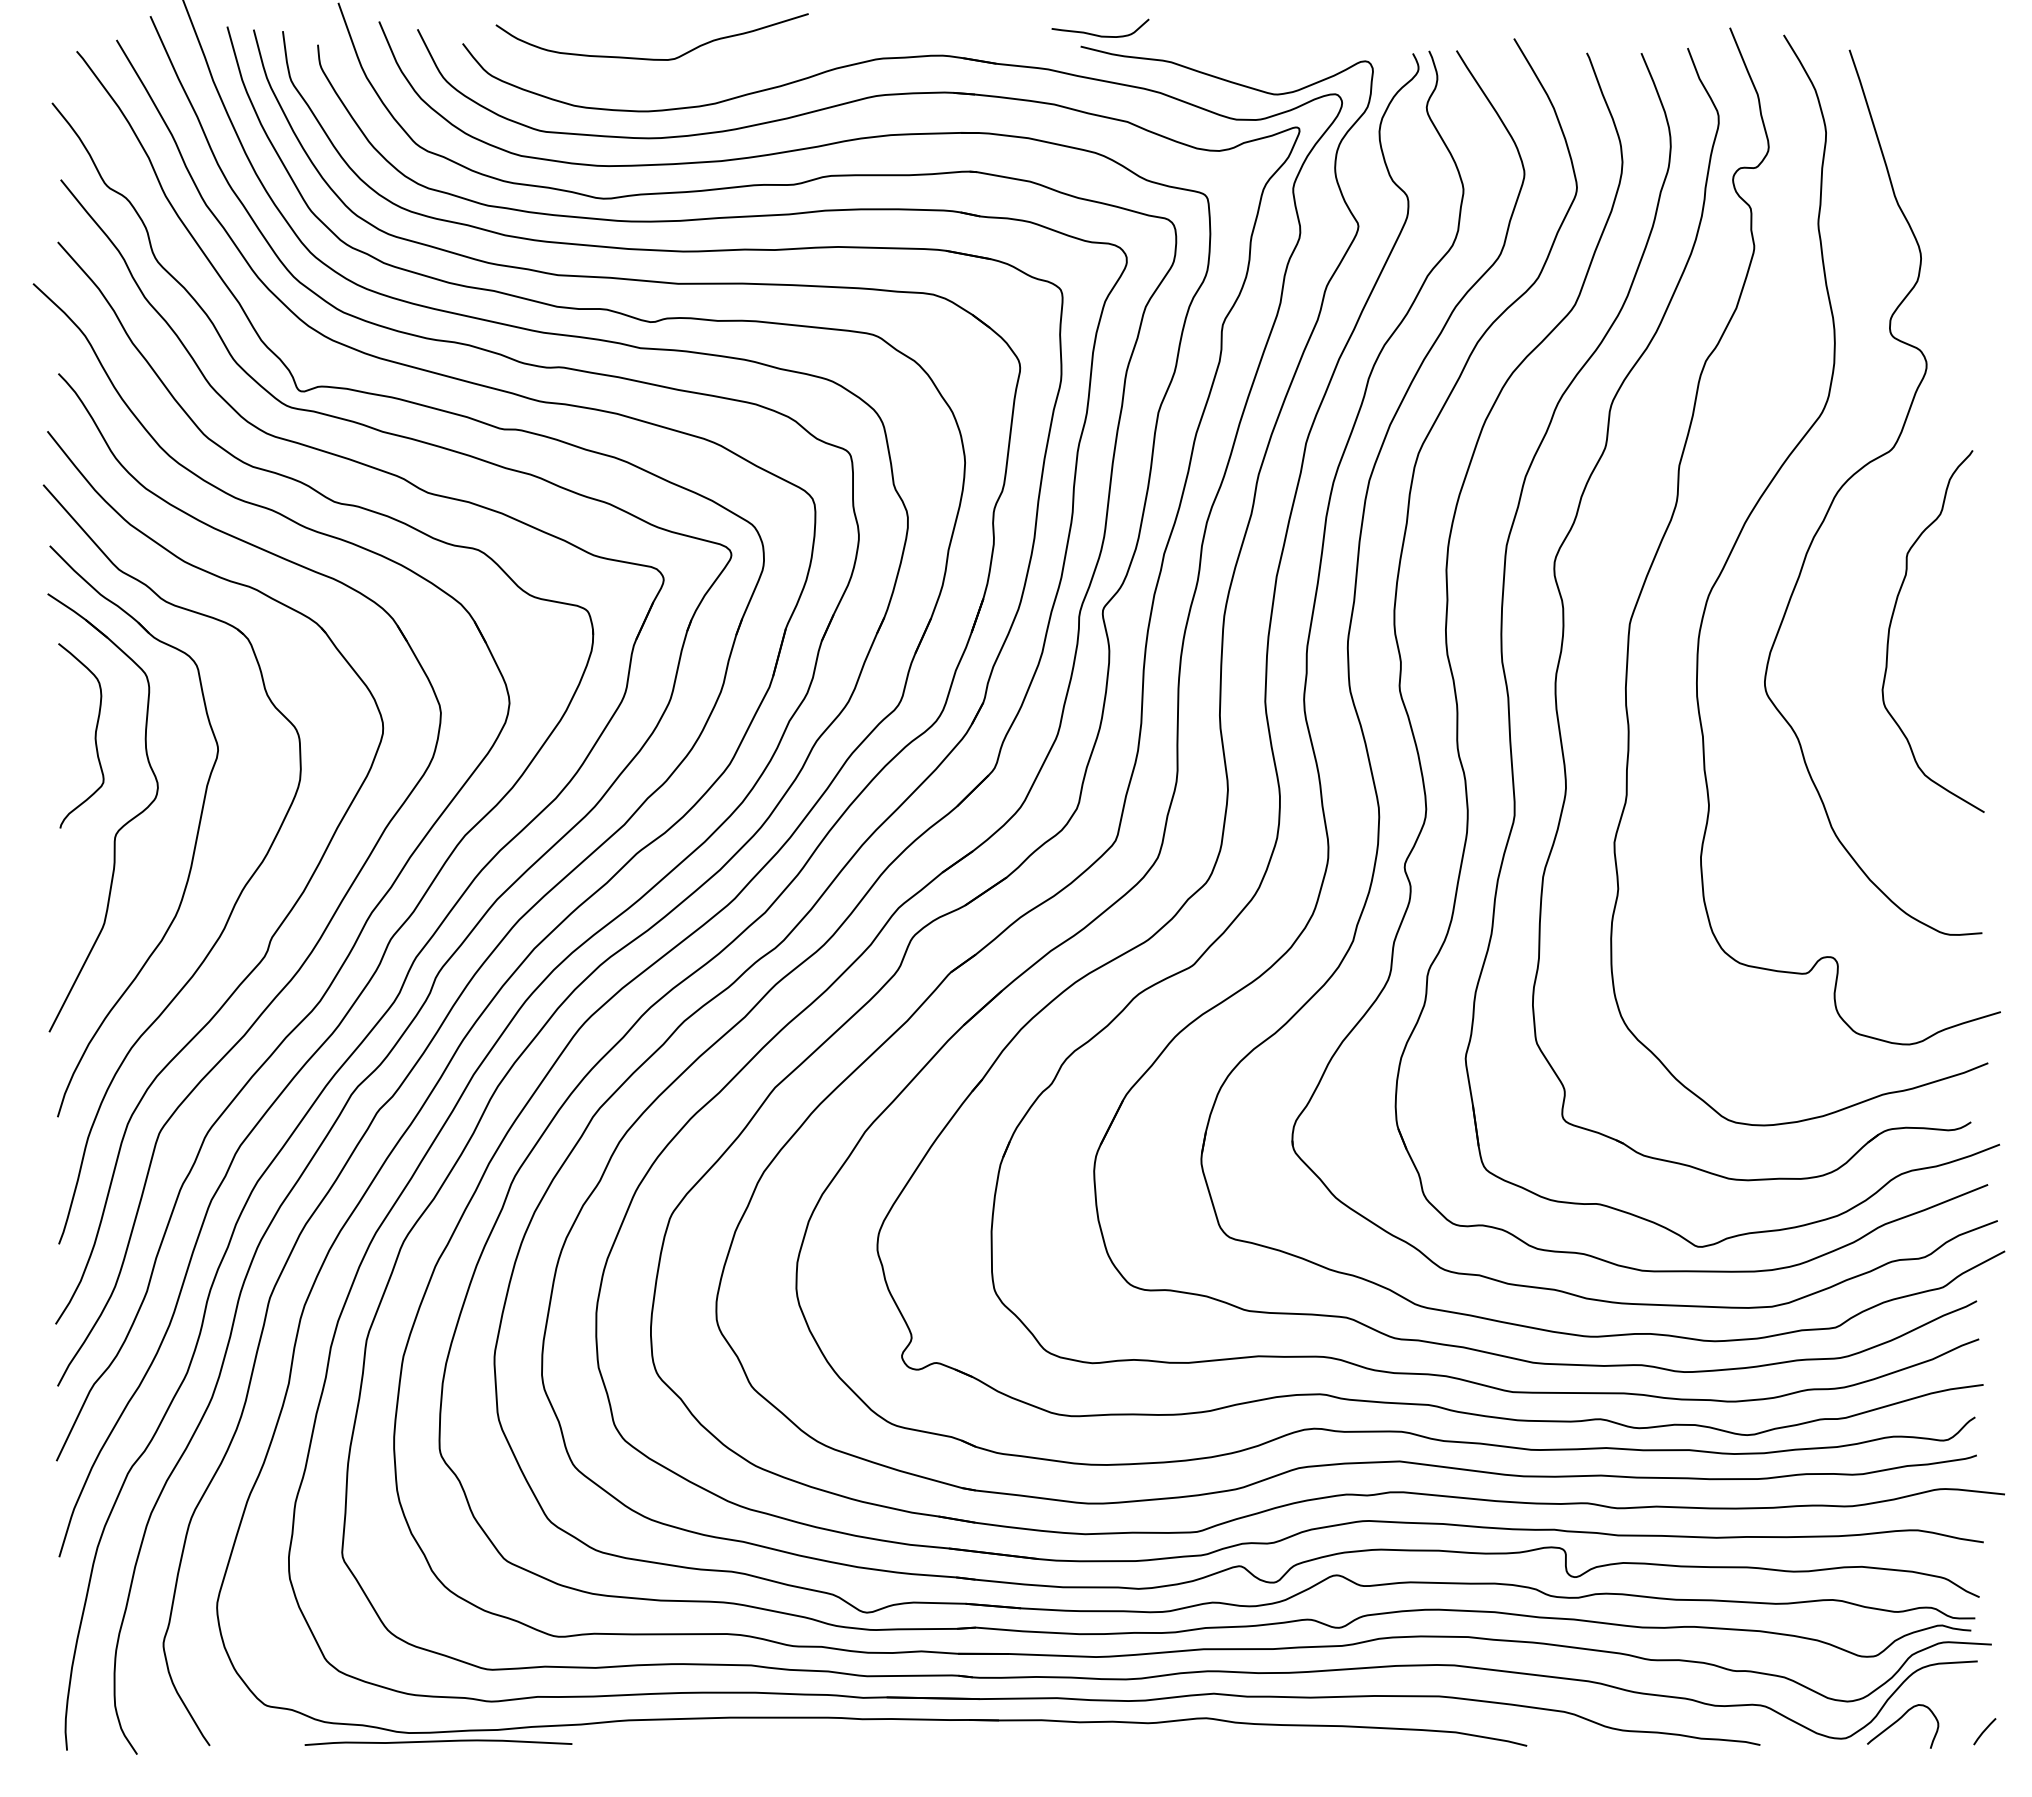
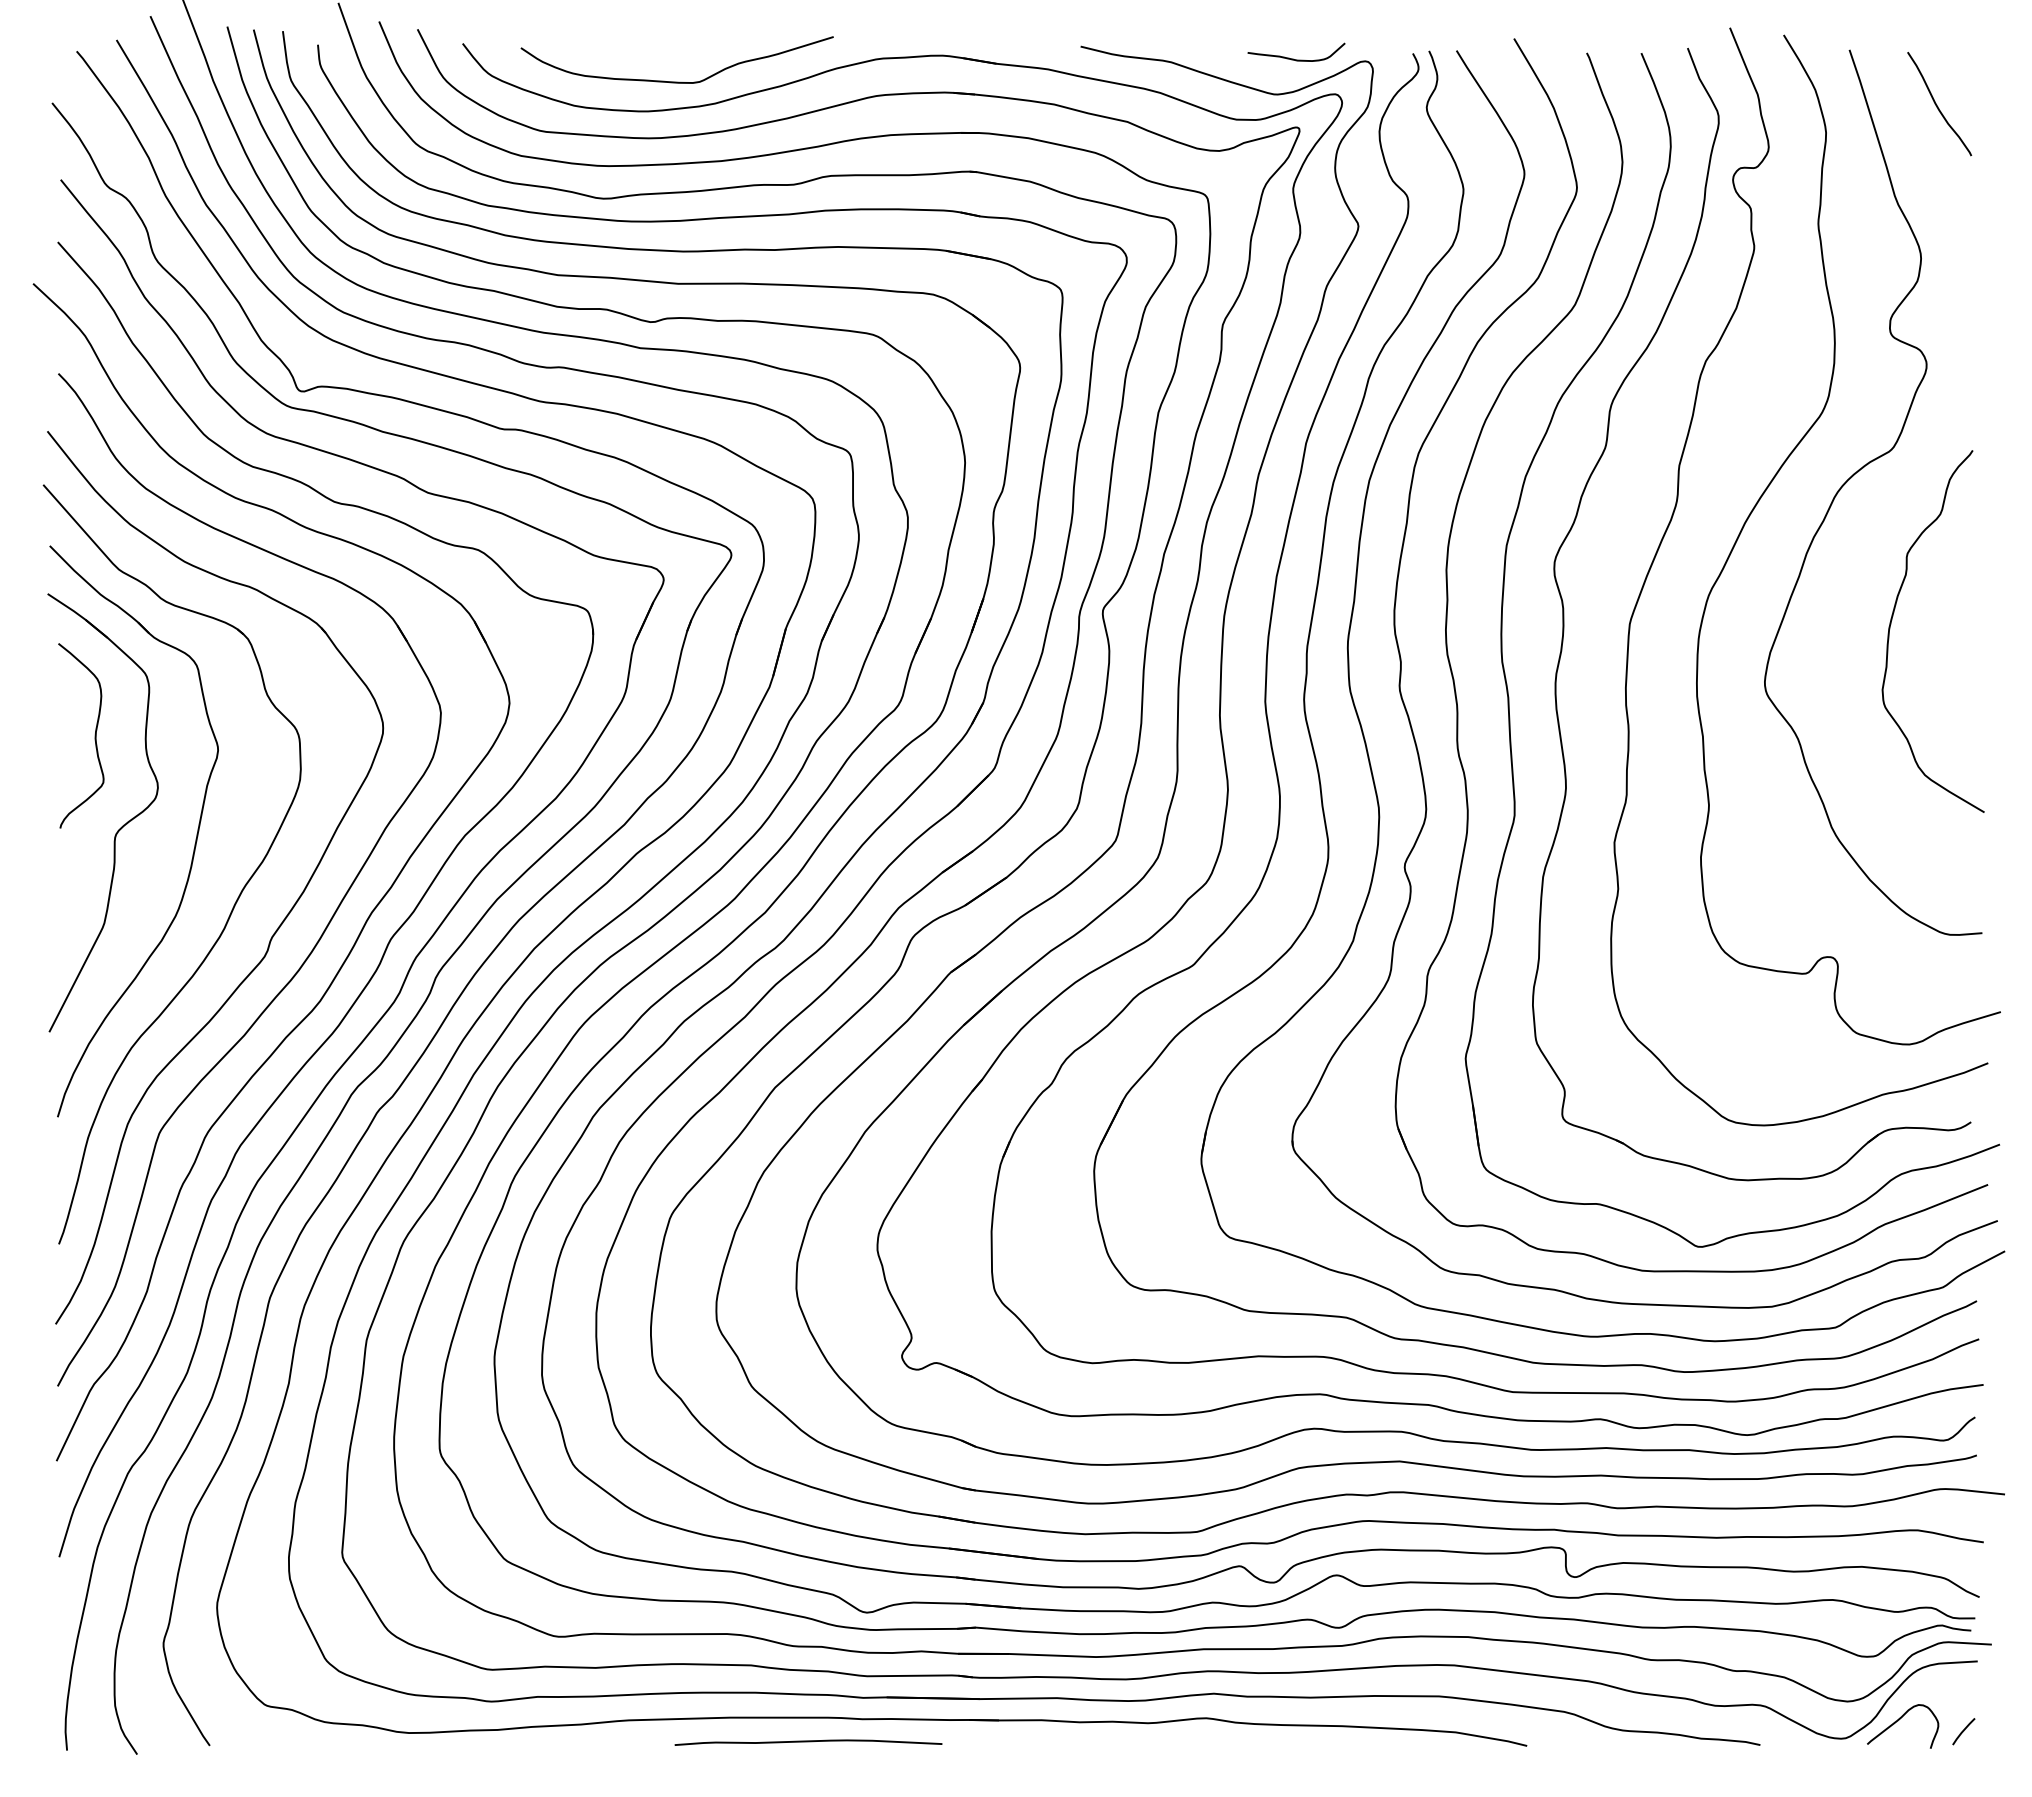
curve position: (1097, 34) -> (1293, 58) (1293, 58)
curve position: (651, 58) -> (676, 81) (676, 81)
curve: none -> present (1937, 105)
line position: (1984, 1731) -> (1963, 1731) (1963, 1731)
curve position: (438, 1742) -> (808, 1742) (808, 1742)
